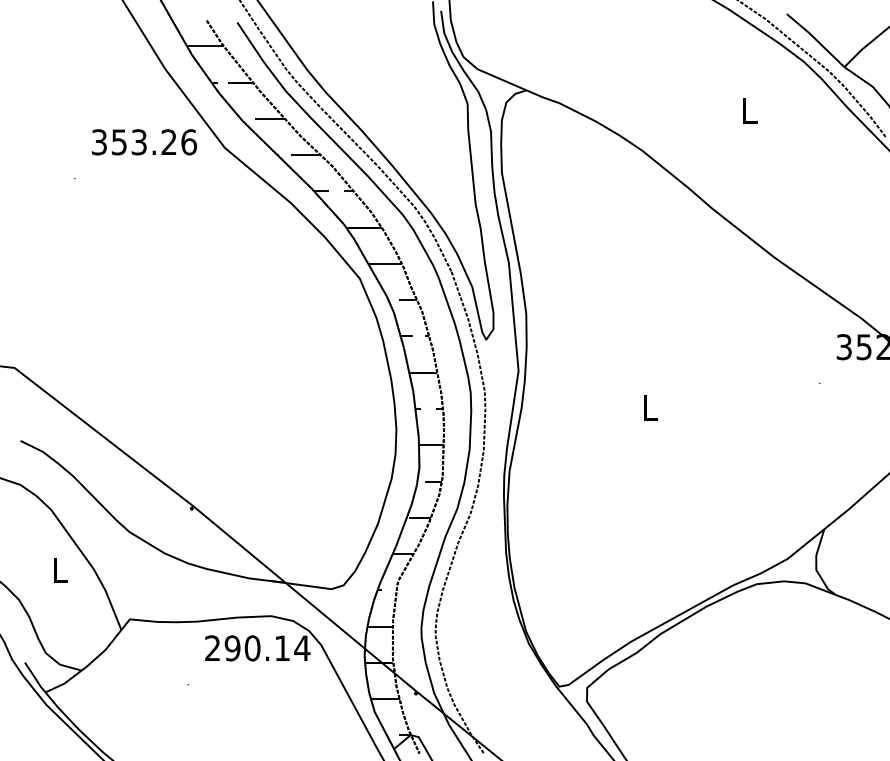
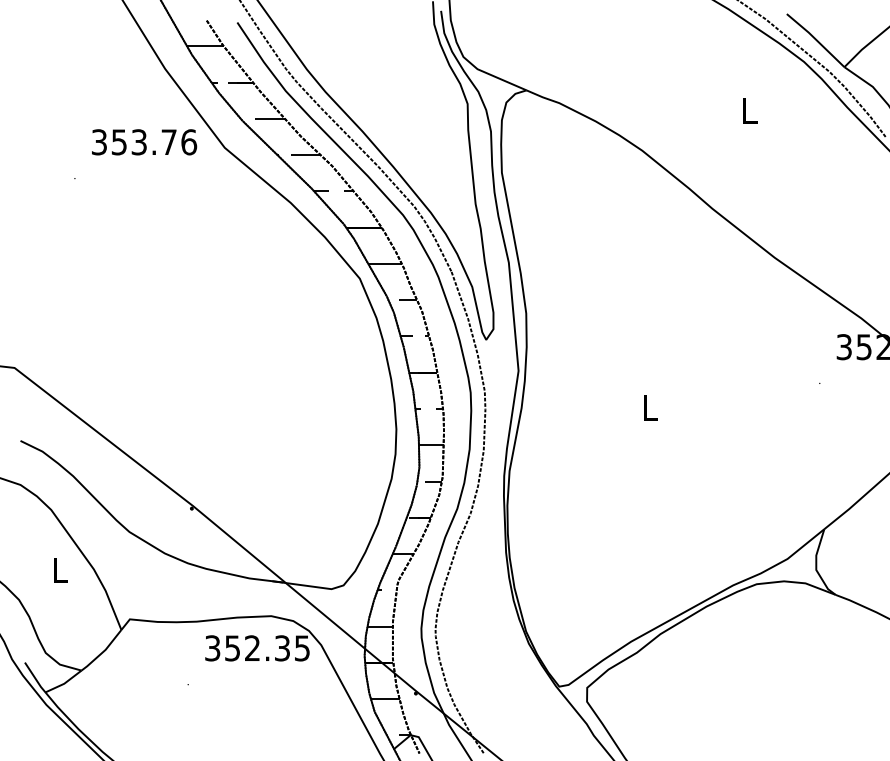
text: 353.26 -> 353.76 (168, 141)
text: 290.14 -> 352.35 (257, 648)
